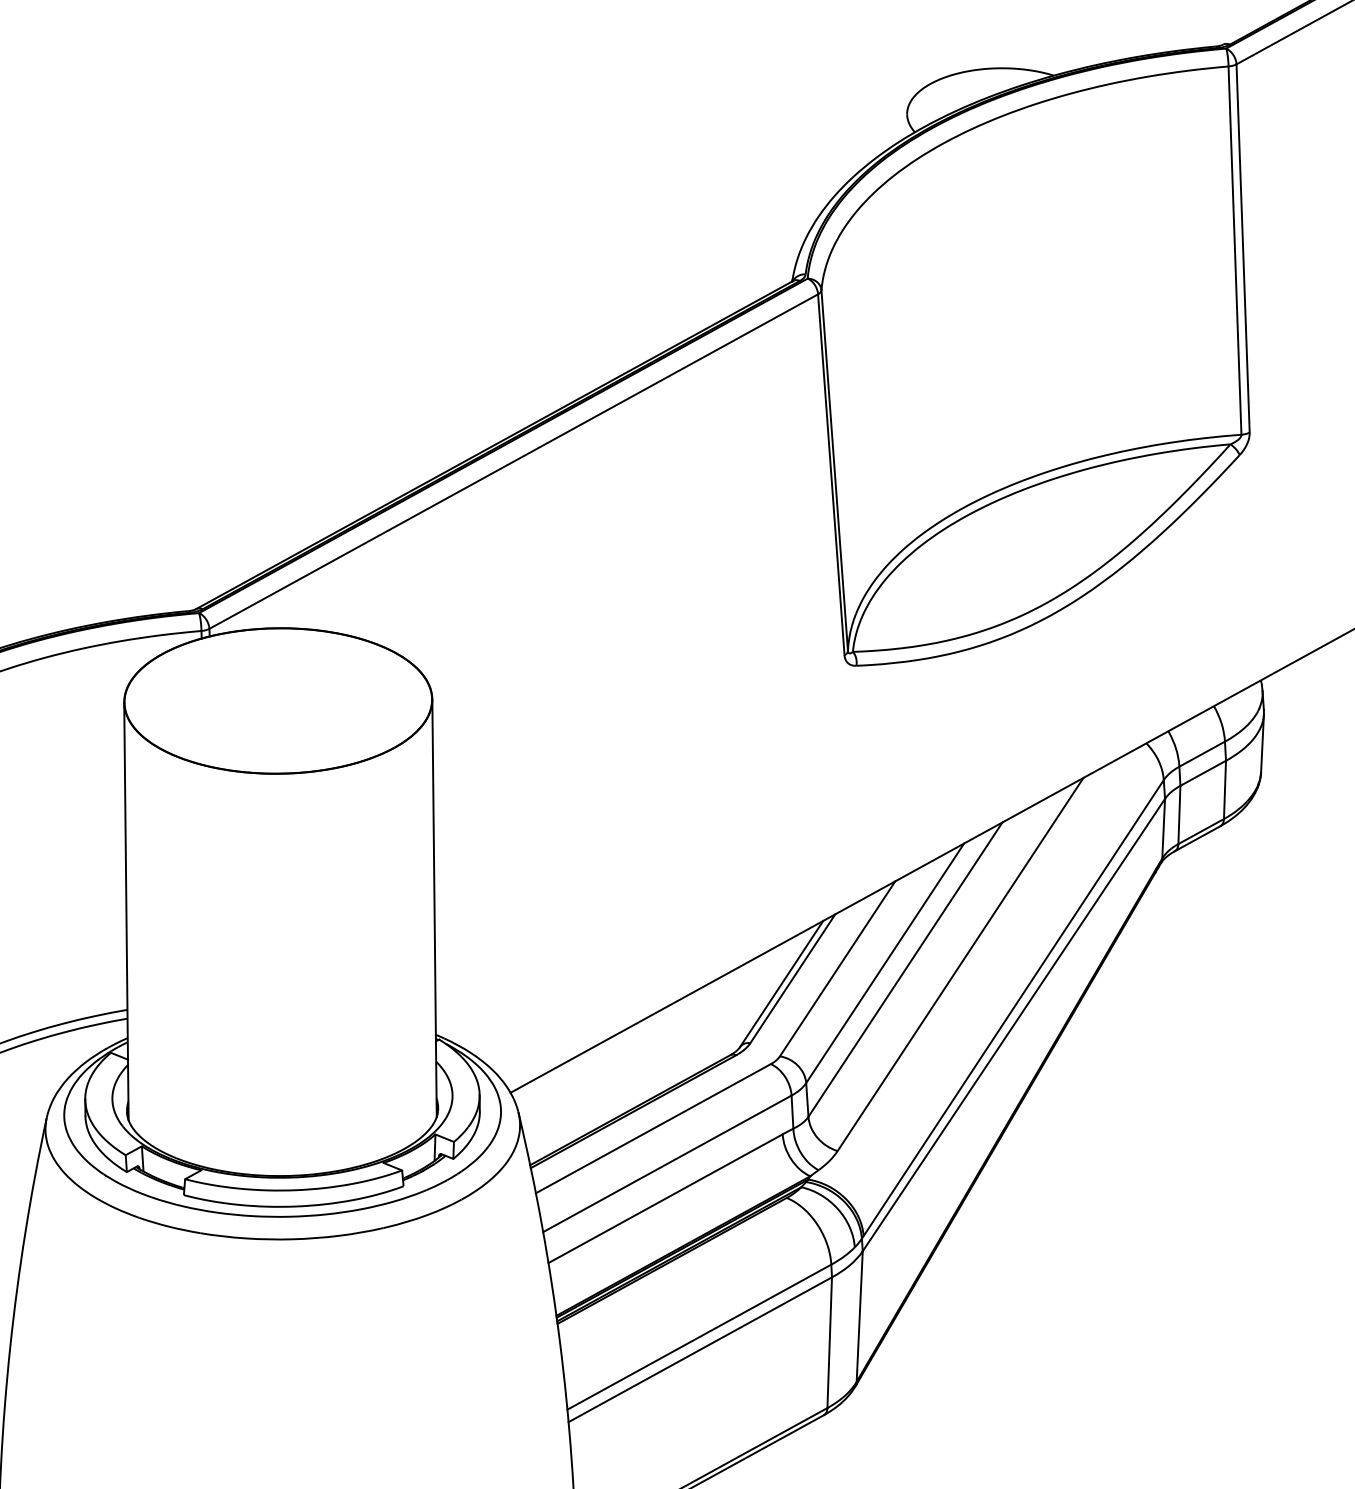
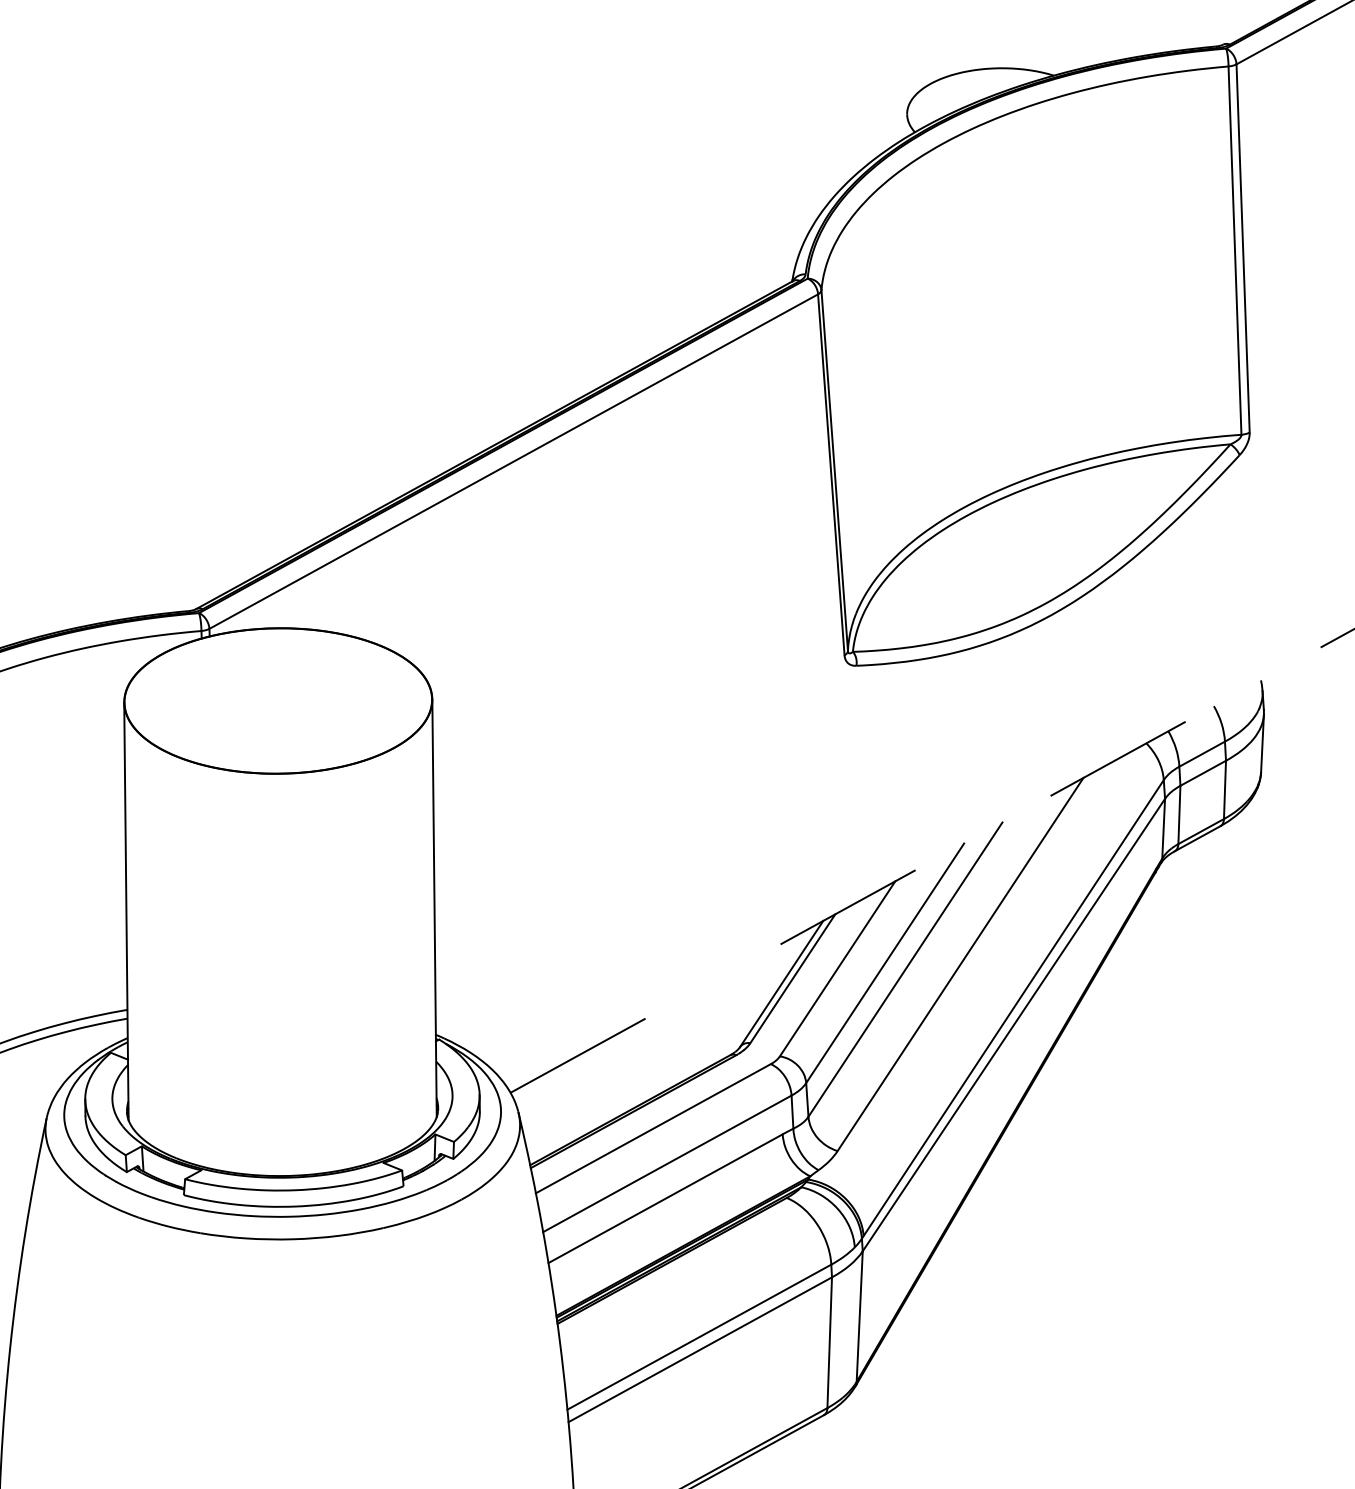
line: solid -> dashed (932, 860)
